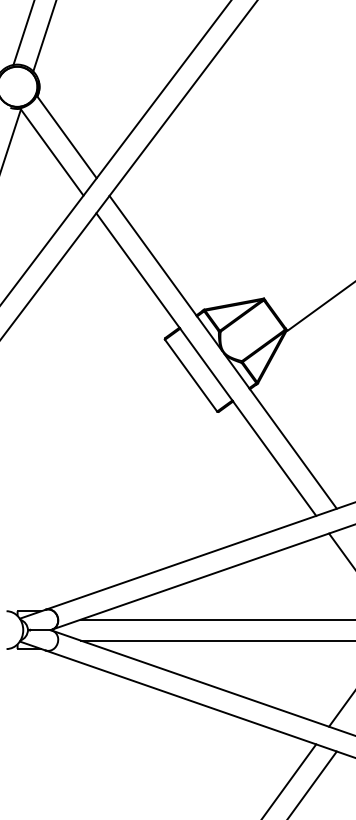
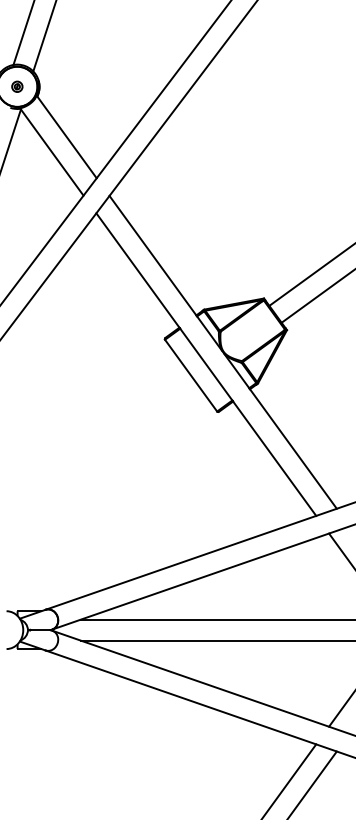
part: none -> present (17, 86)
line: none -> present (310, 275)
line position: (319, 306) -> (316, 296) (316, 296)
